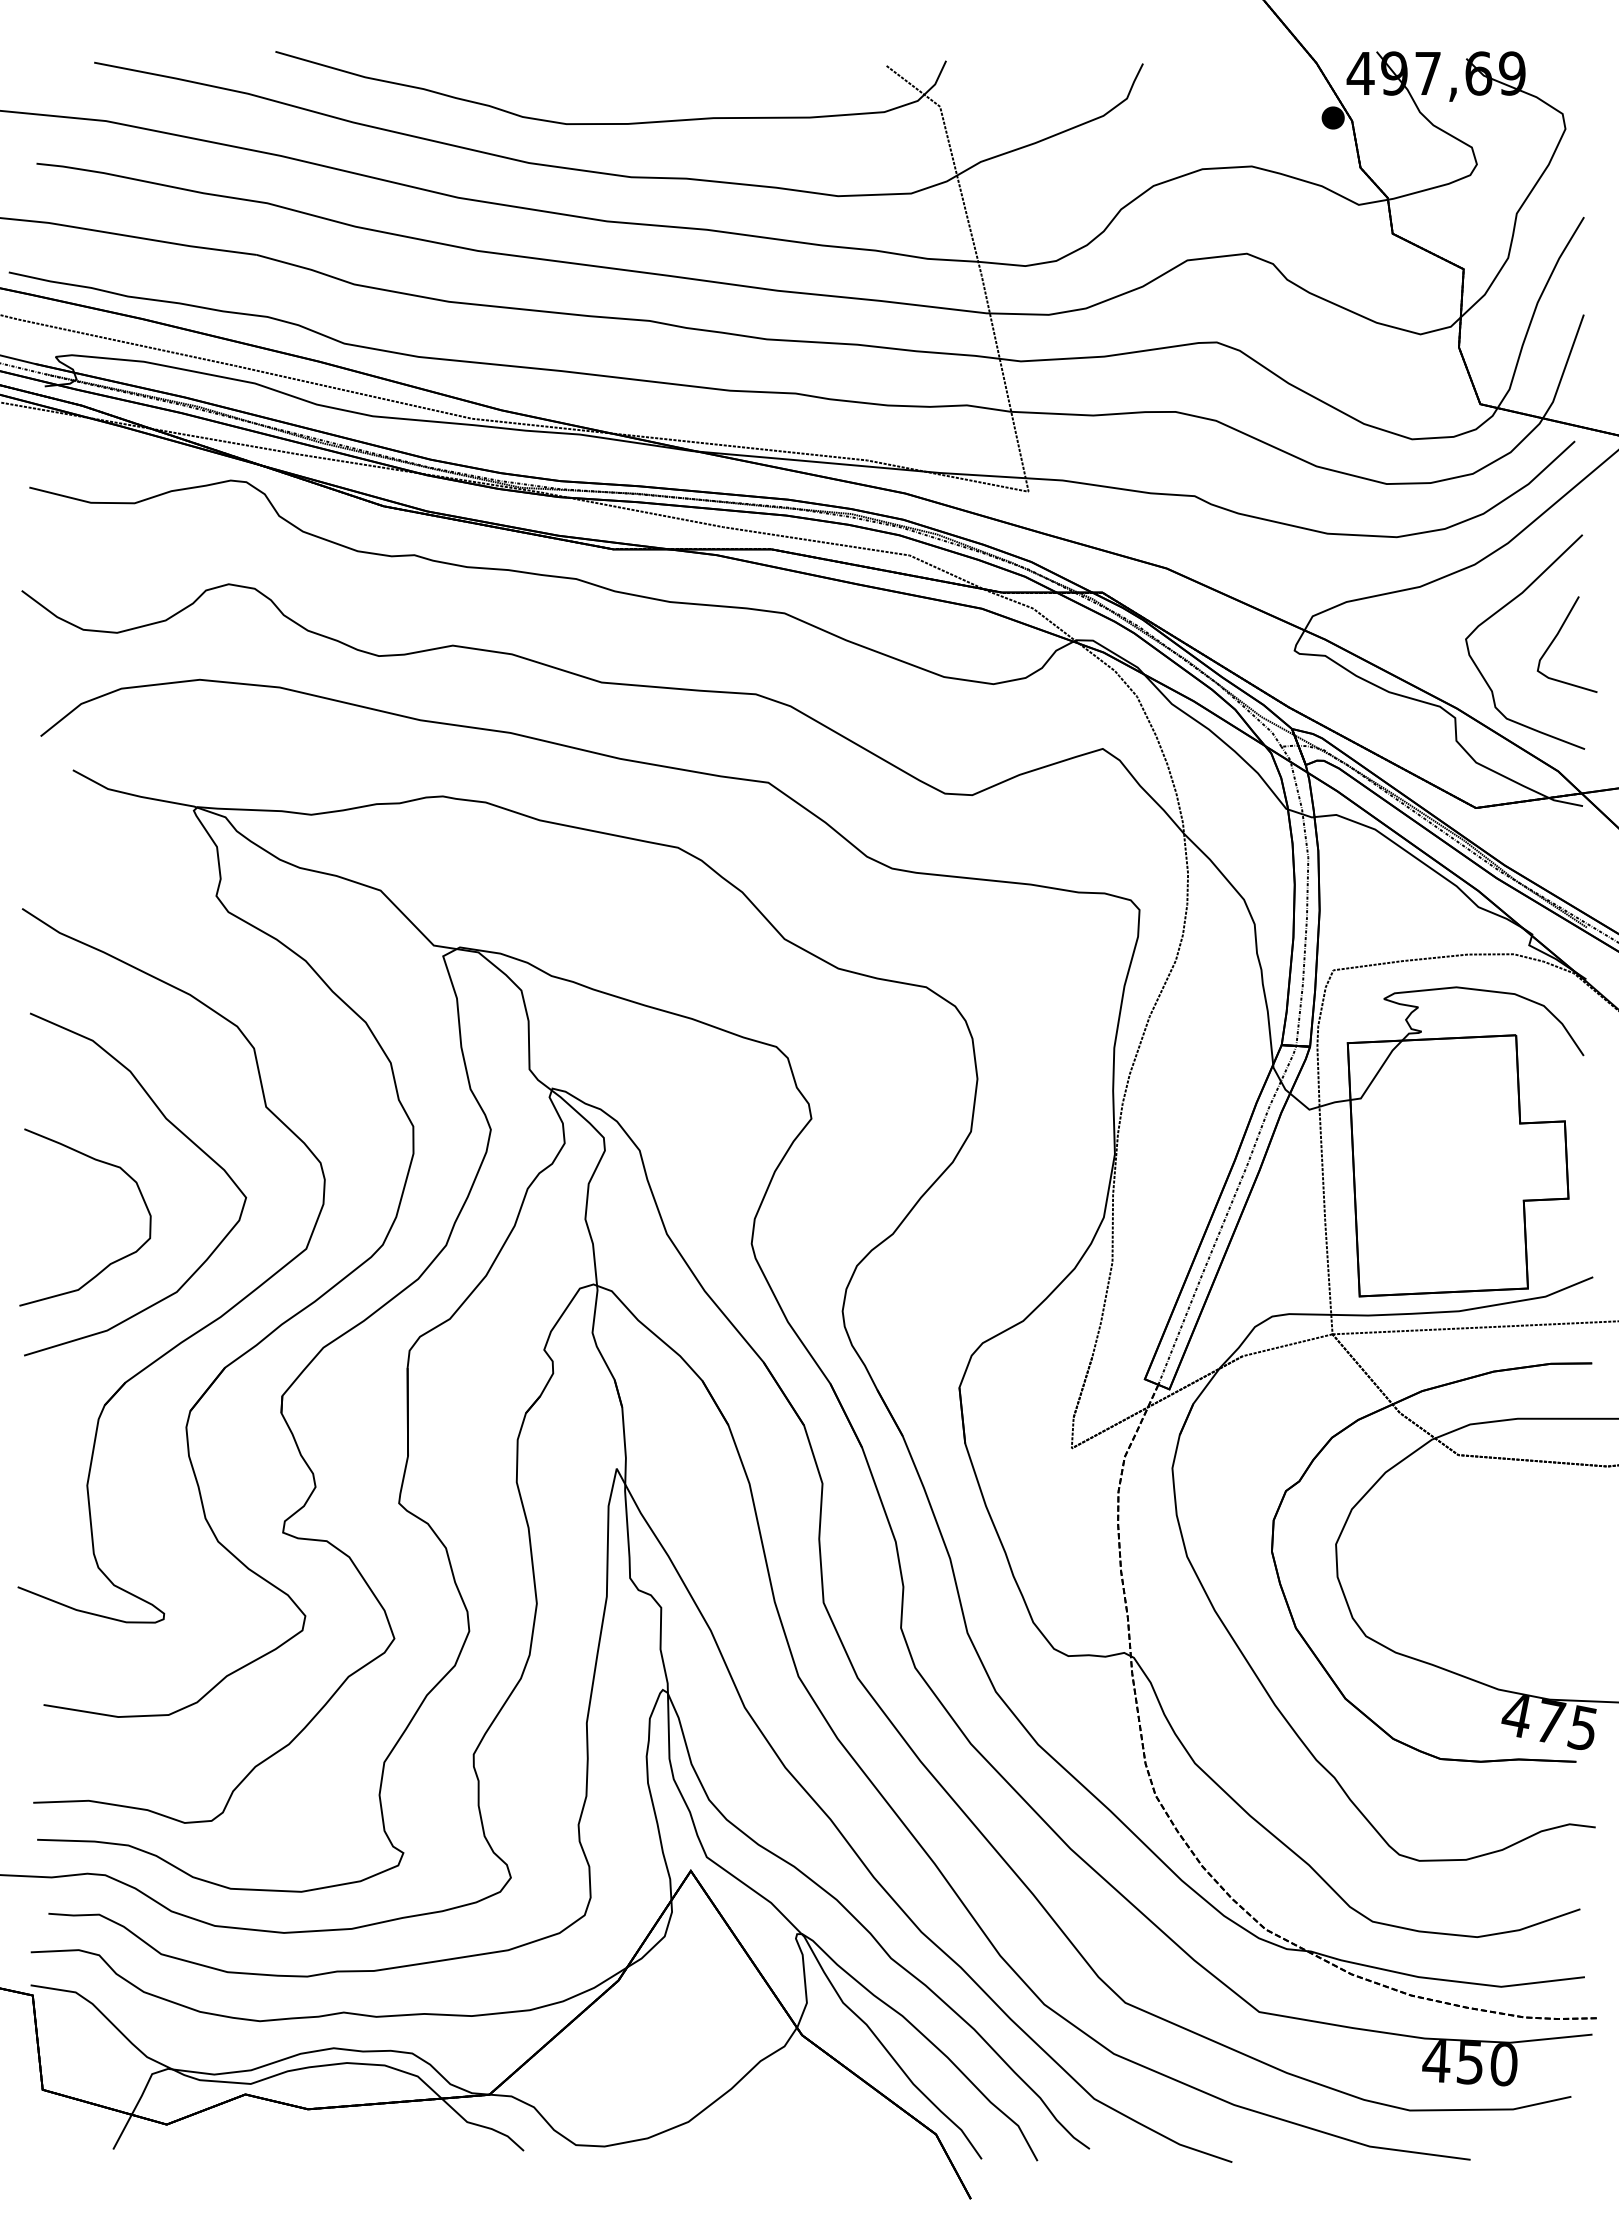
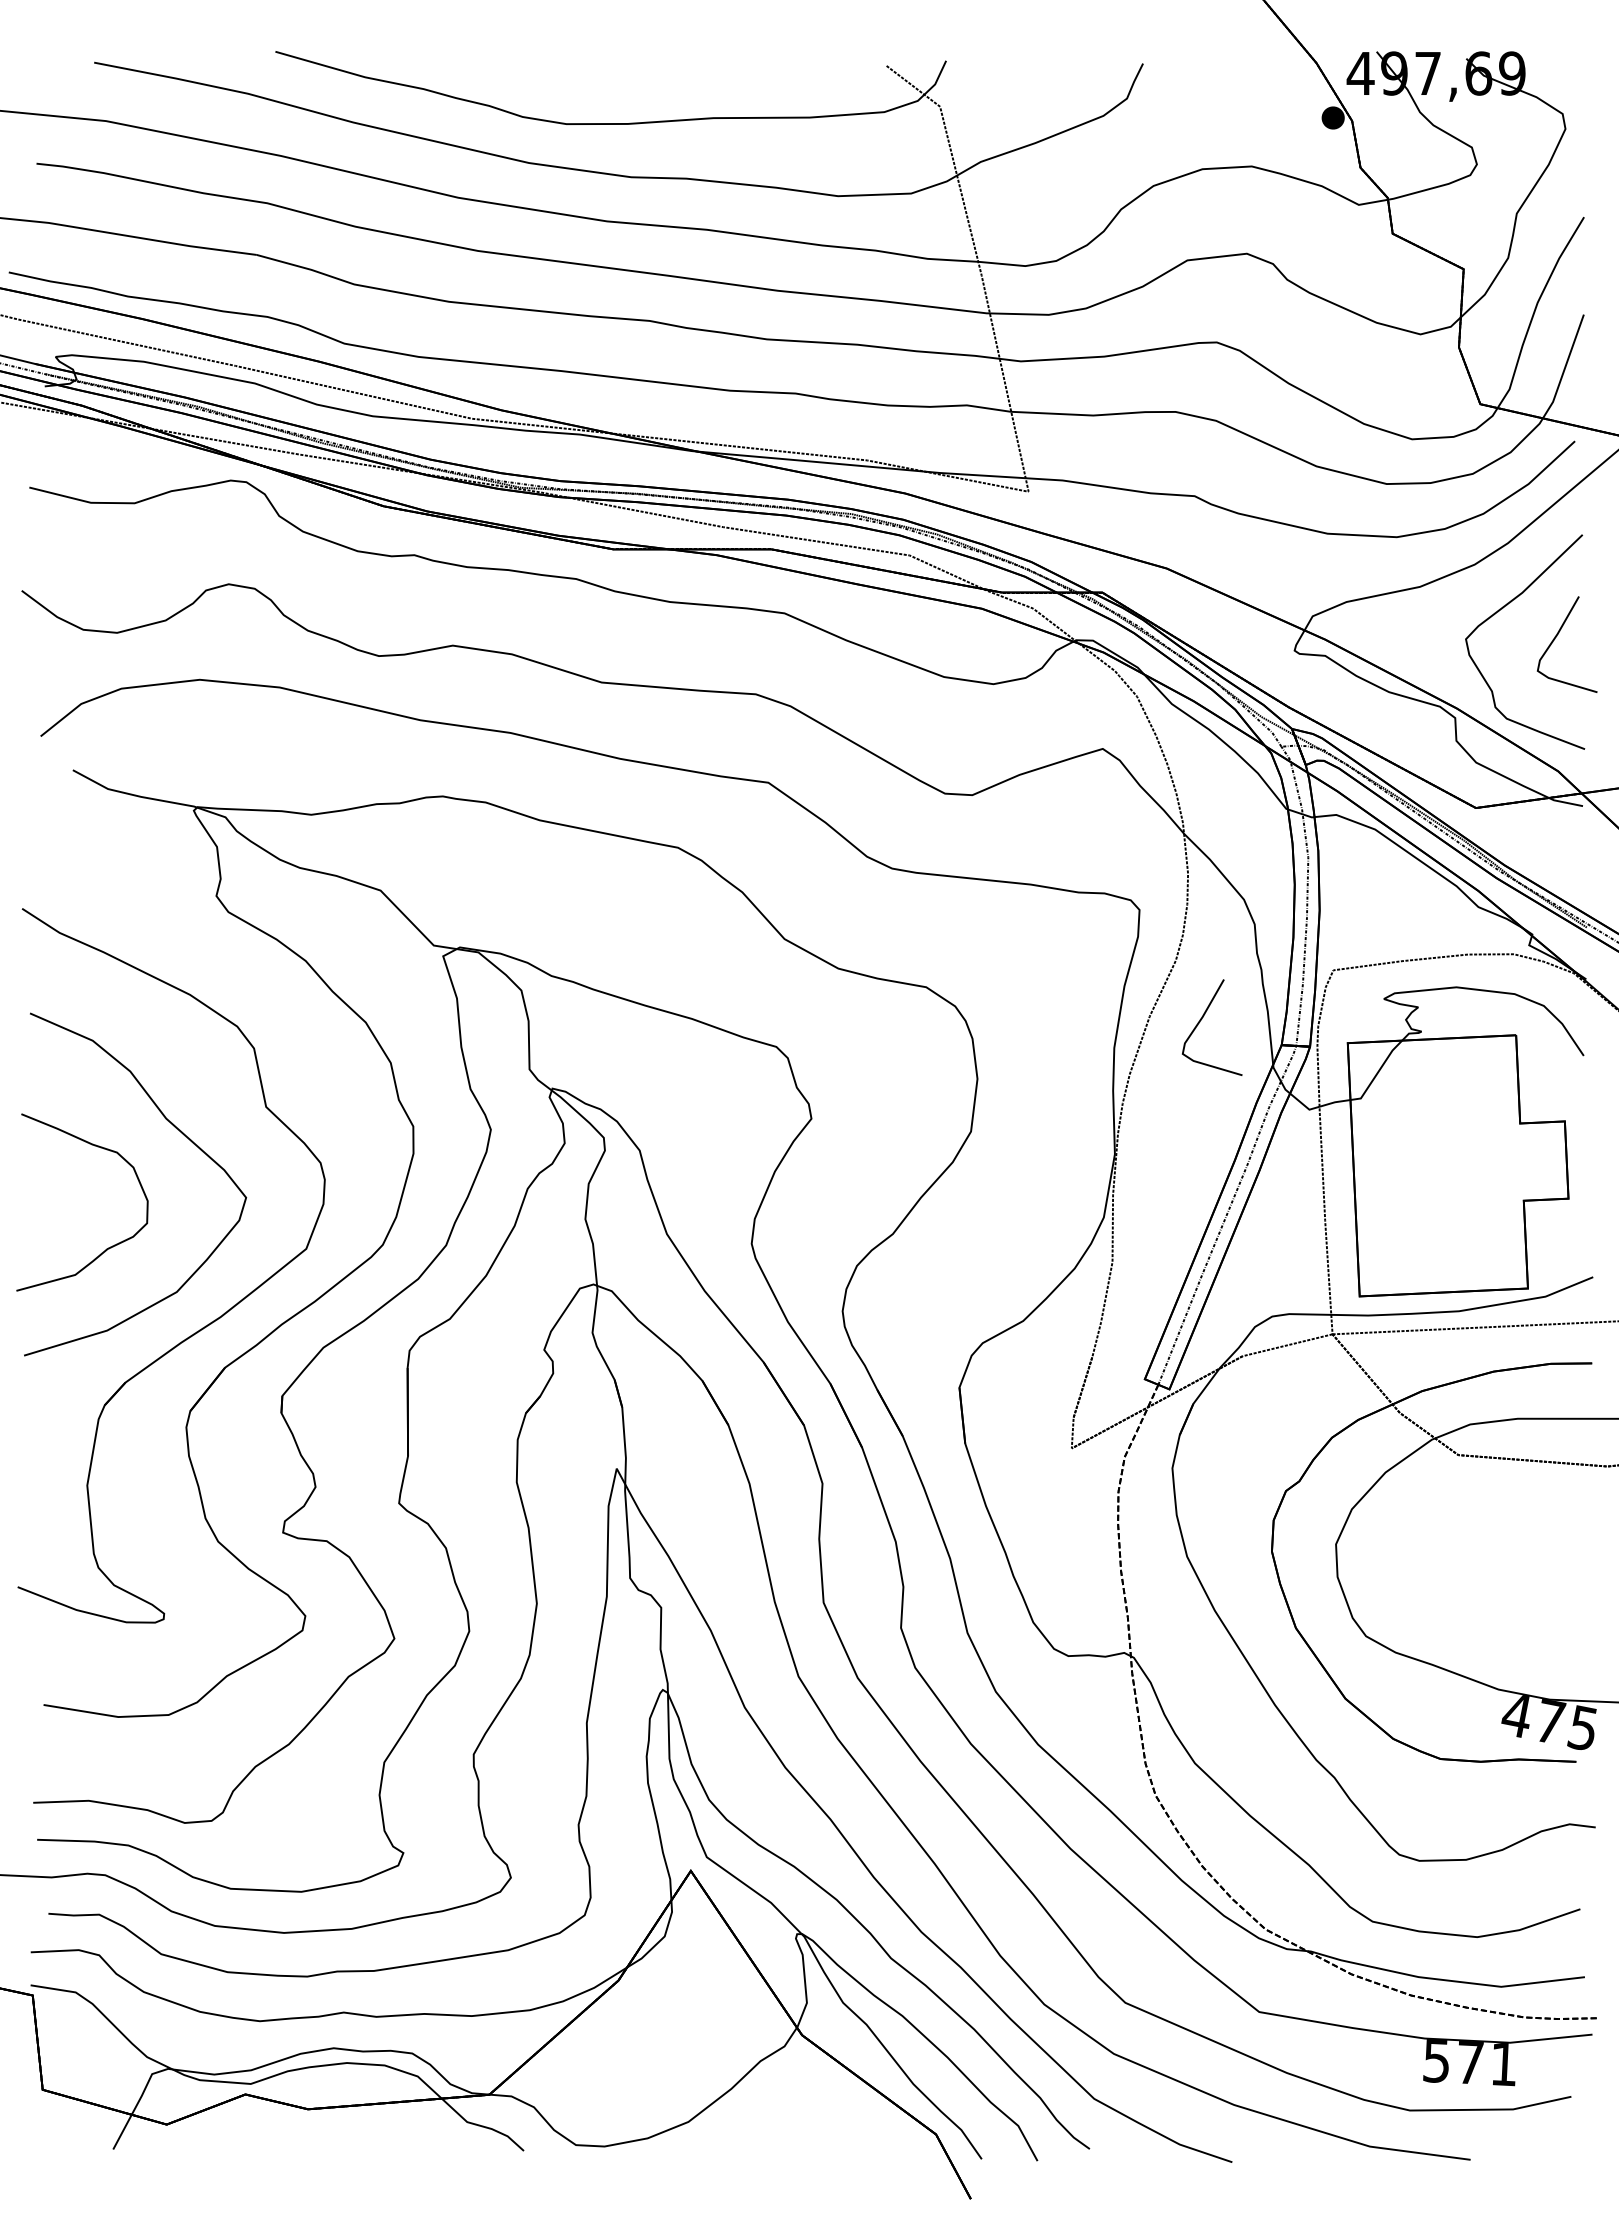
curve: none -> present (1202, 1019)
curve position: (109, 1263) -> (106, 1248) (106, 1248)
text: 450 -> 571 (1469, 2062)
